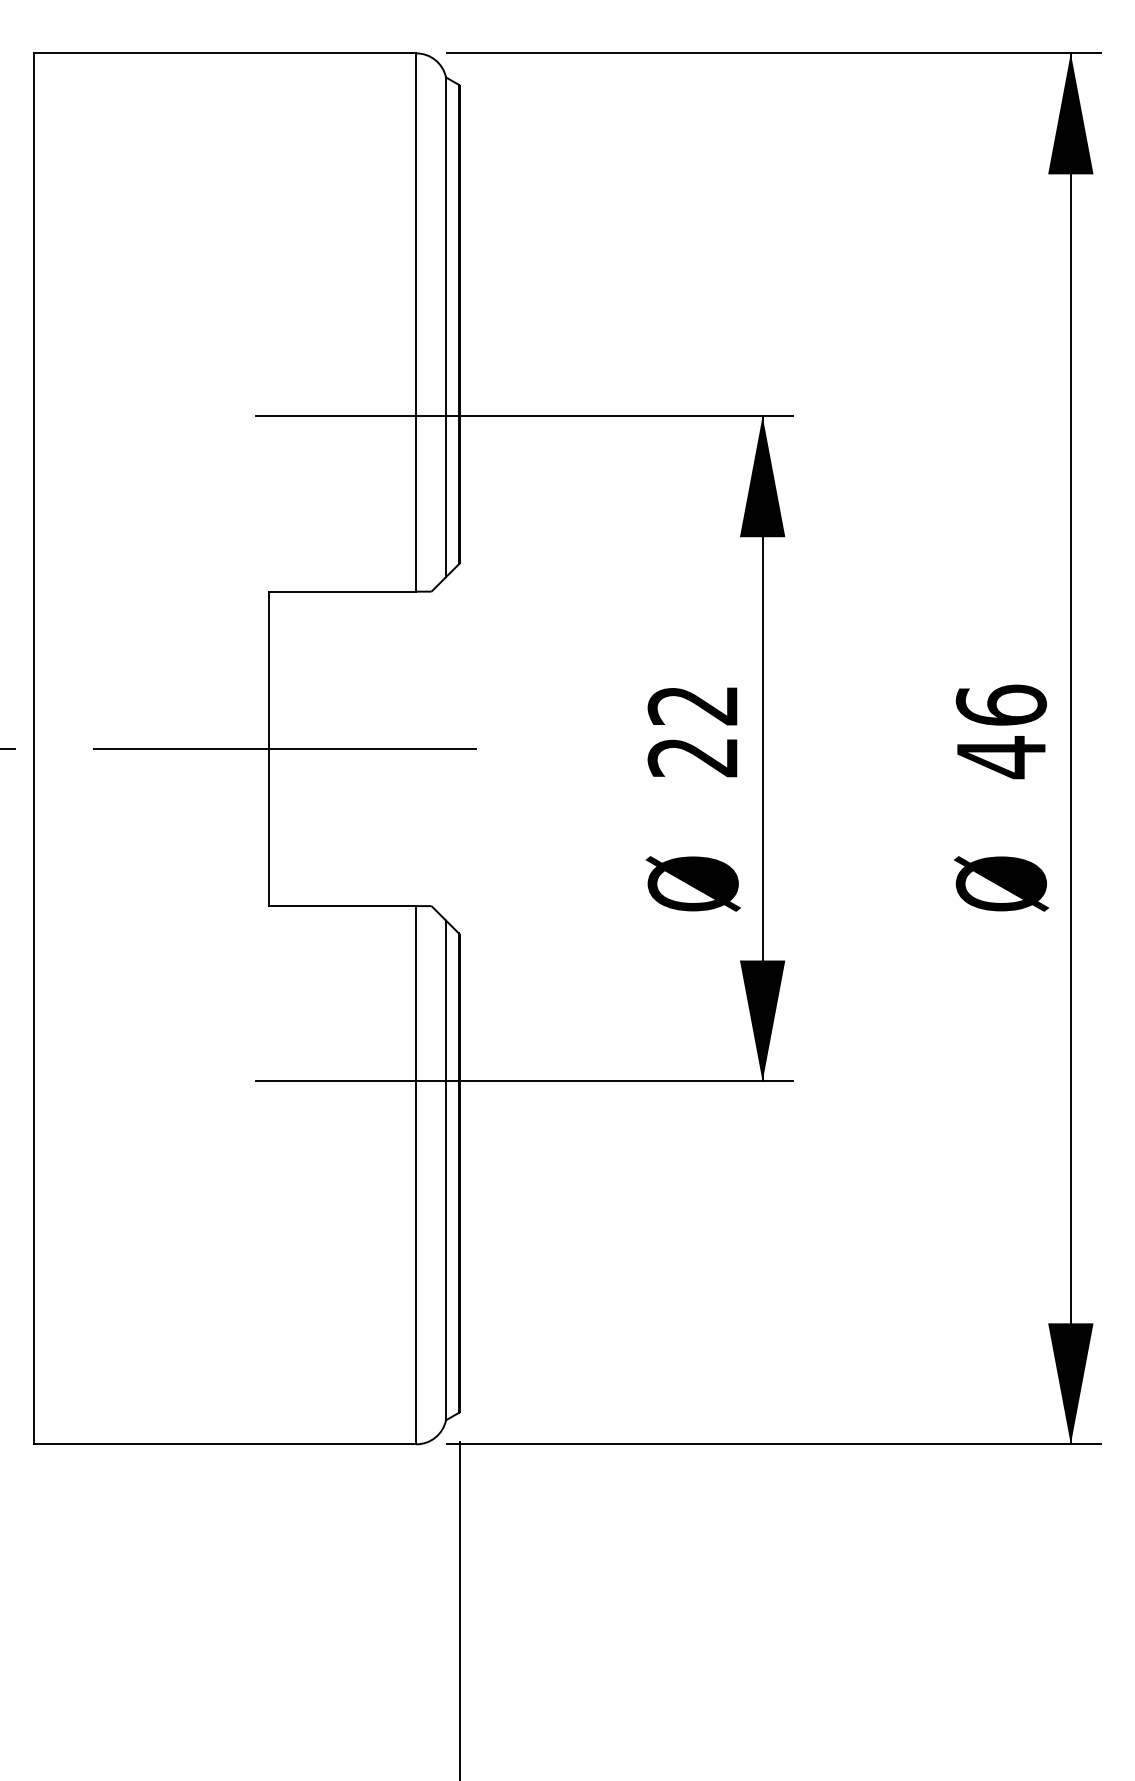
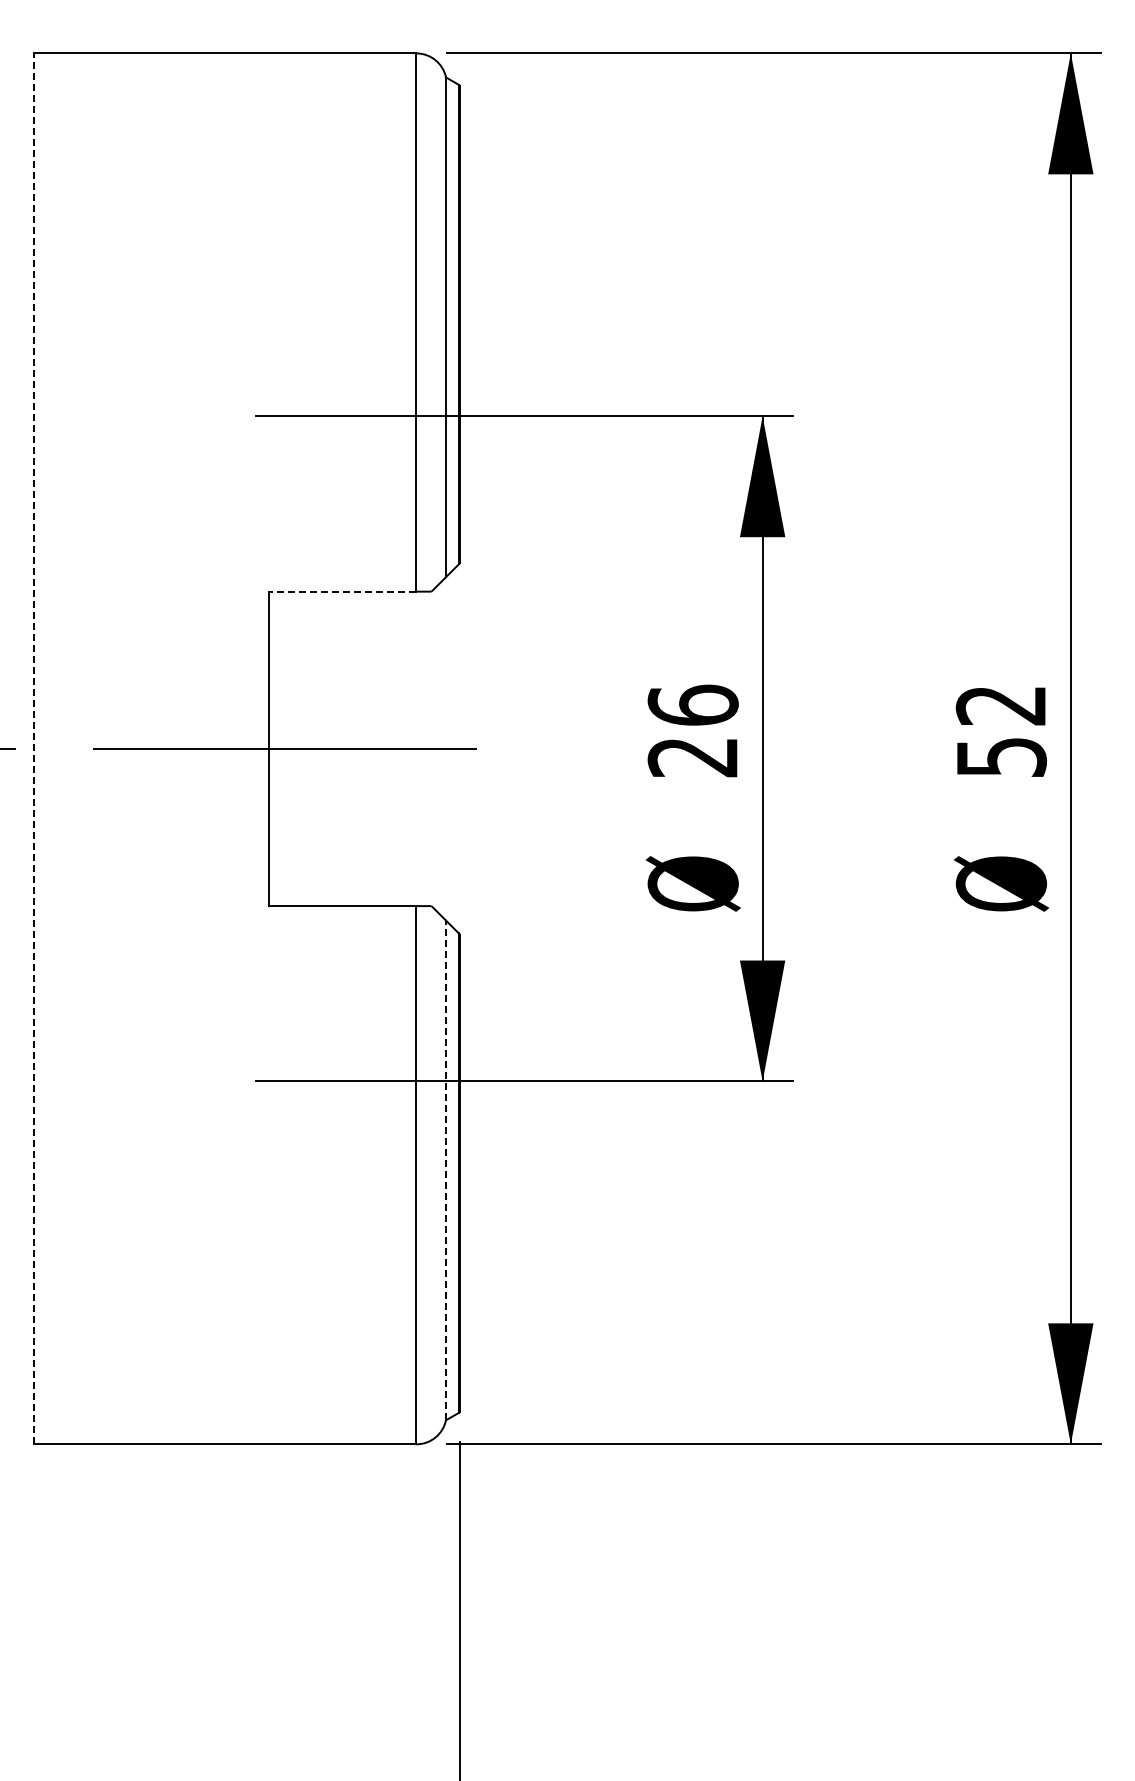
line: solid -> dashed (342, 591)
text: 22 -> 26 (692, 704)
text: 46 -> 52 (1000, 731)
line: solid -> dashed (33, 748)
line: solid -> dashed (446, 1170)
